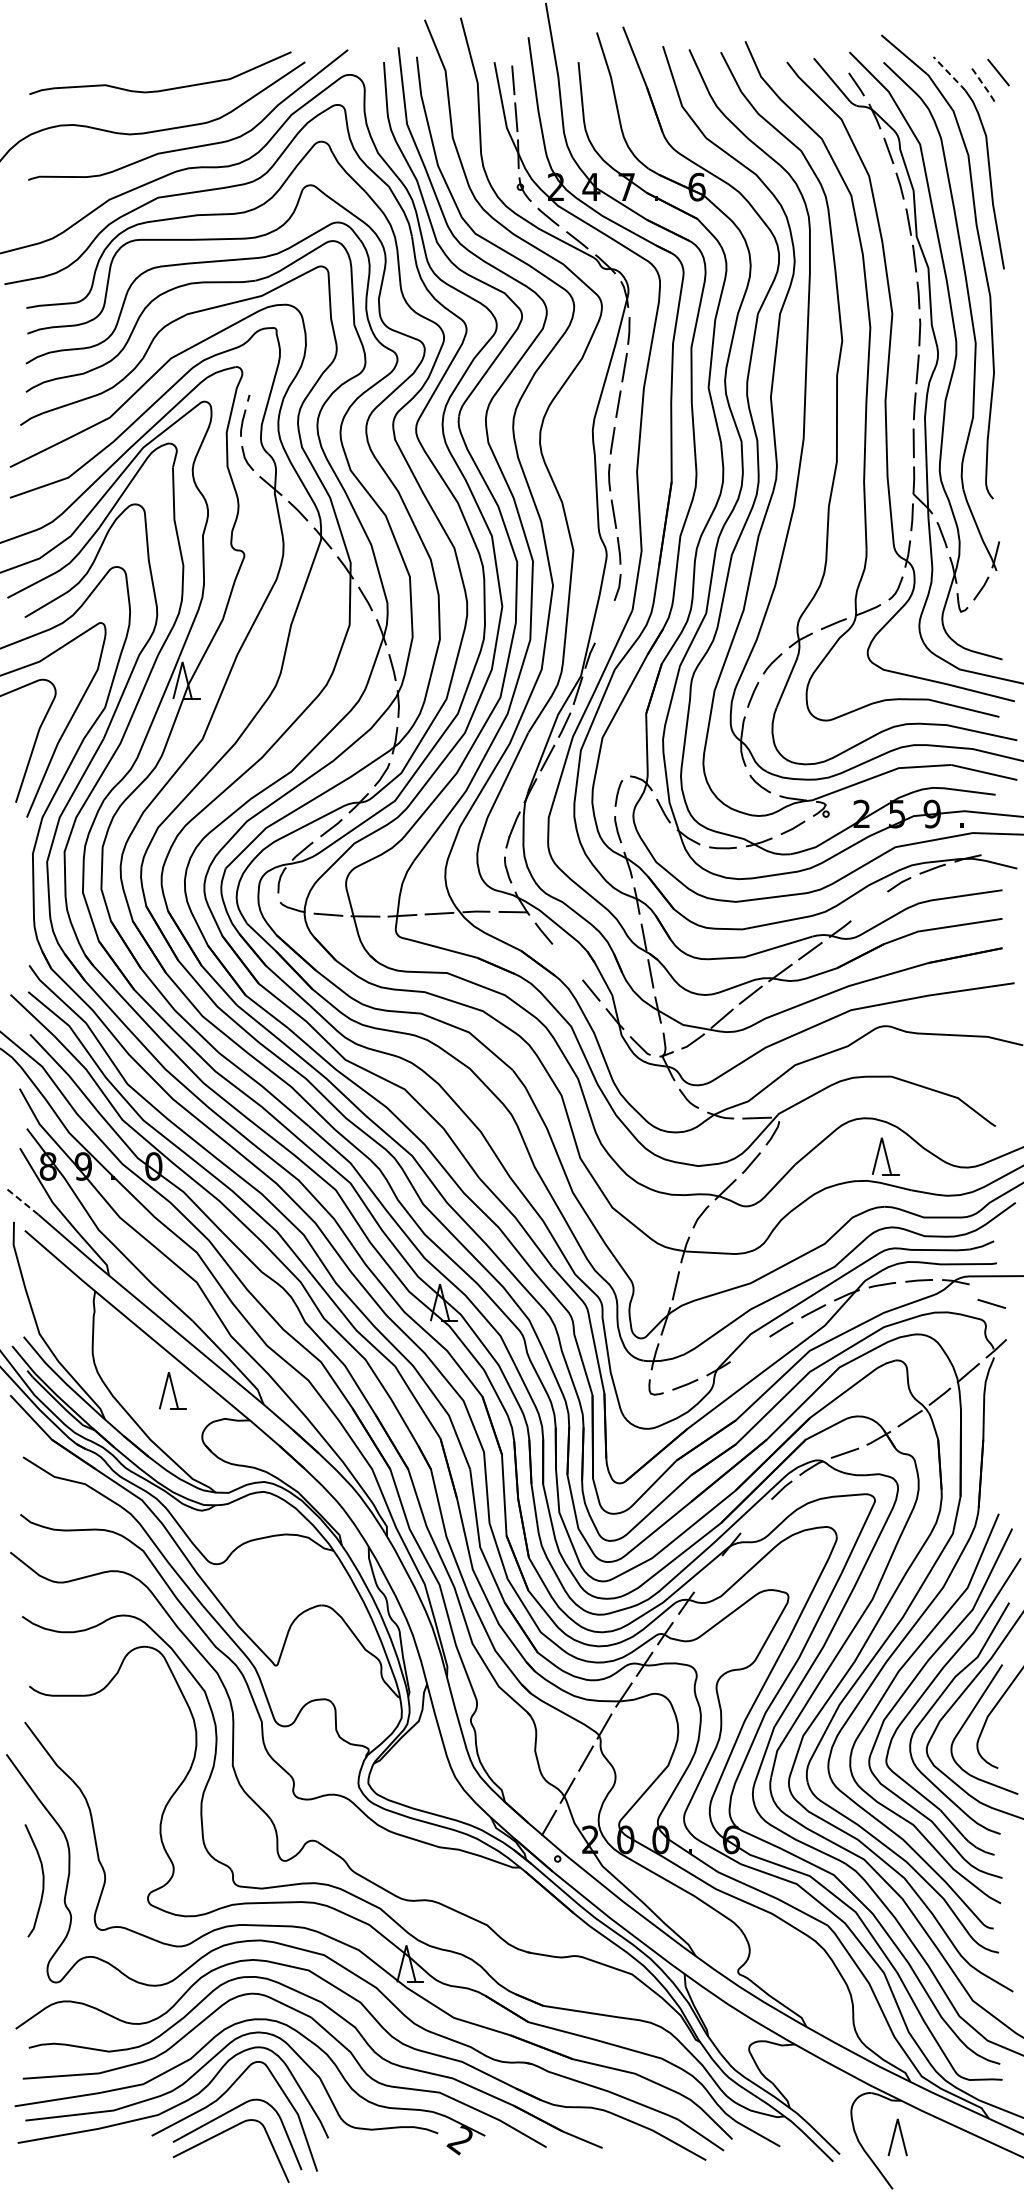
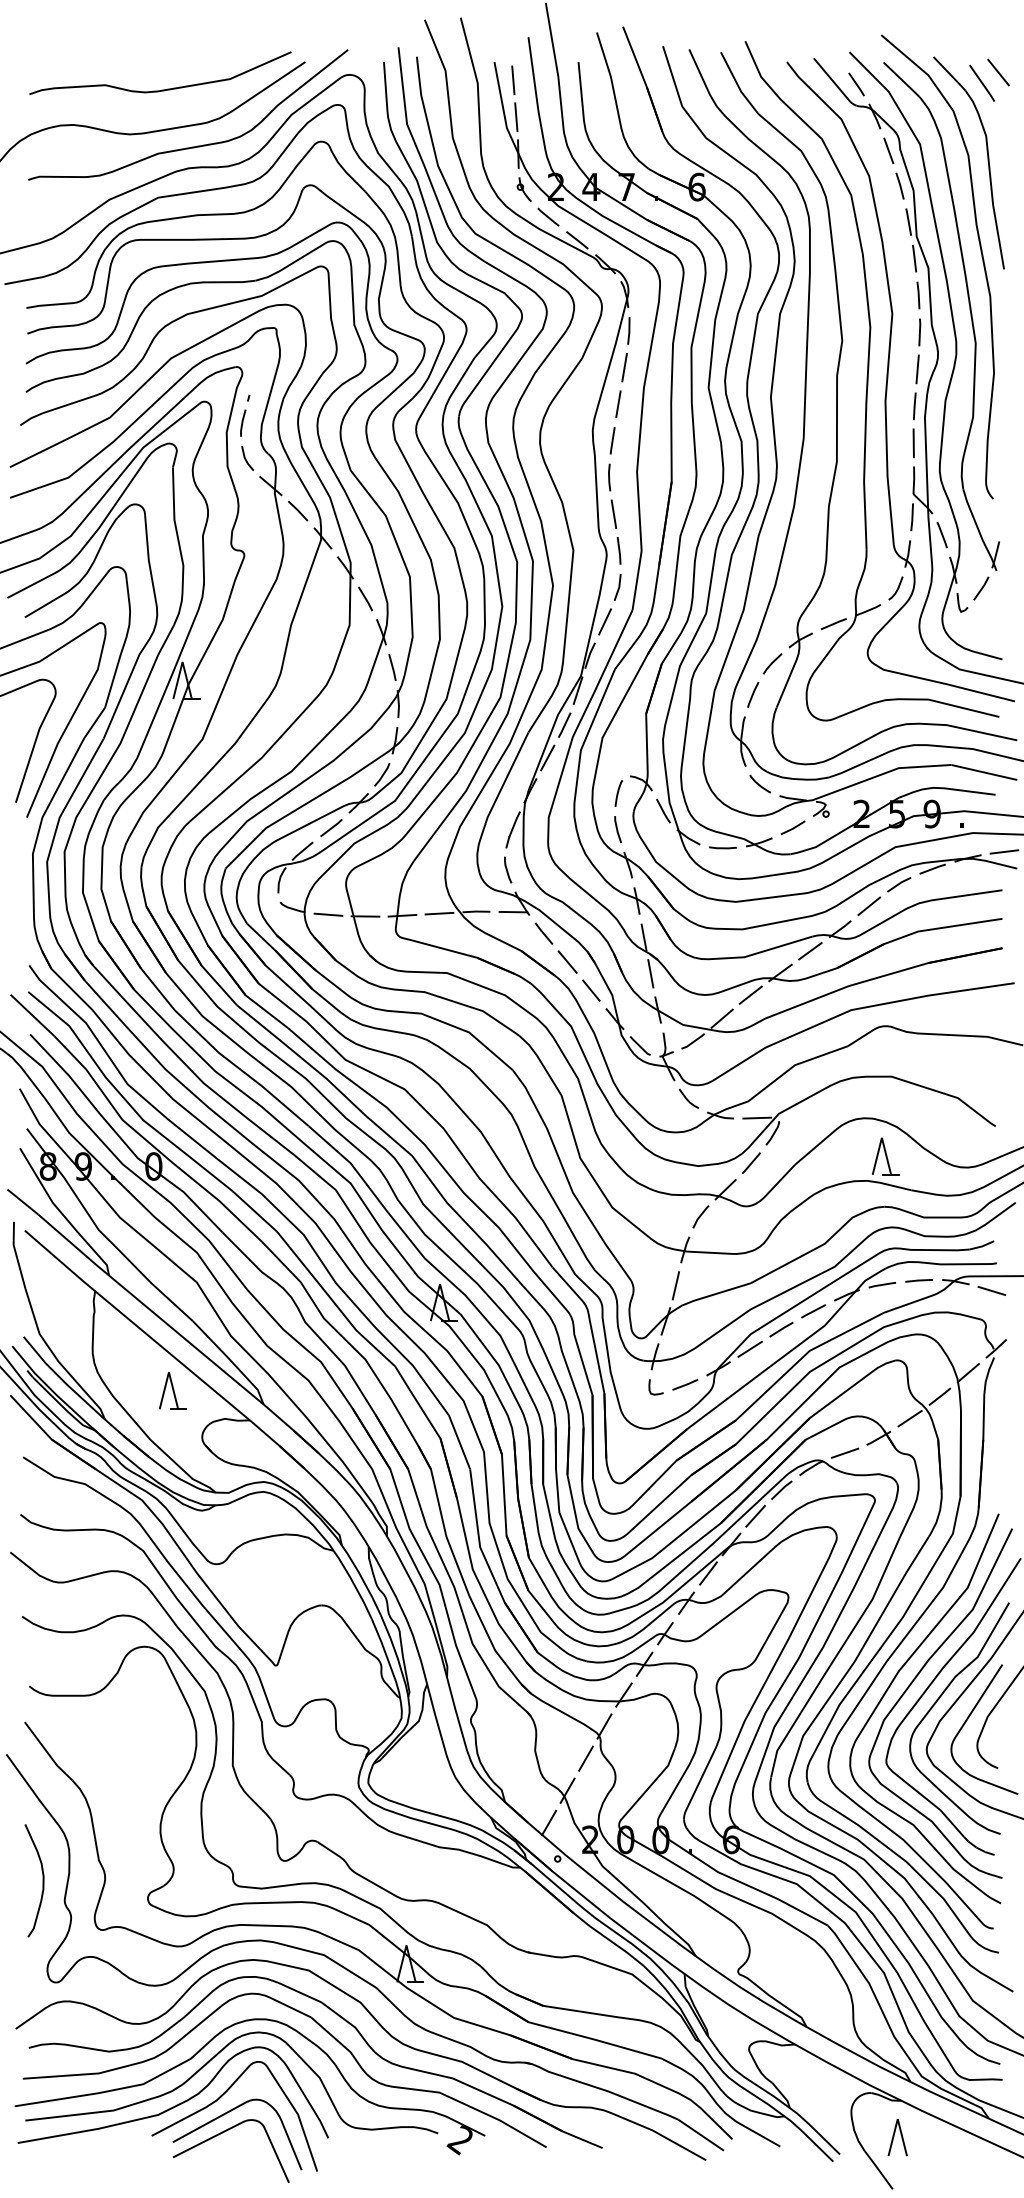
line: dashed -> solid (950, 74)
line: dashed -> solid (982, 84)
line: none -> present (604, 621)
line: none -> present (1004, 851)
line: none -> present (869, 906)
line: none -> present (567, 961)
line: dashed -> solid (22, 1202)
line position: (991, 1303) -> (991, 1290) (991, 1290)
line: none -> present (749, 1348)
line: none -> present (755, 1516)
line: none -> present (708, 1573)
